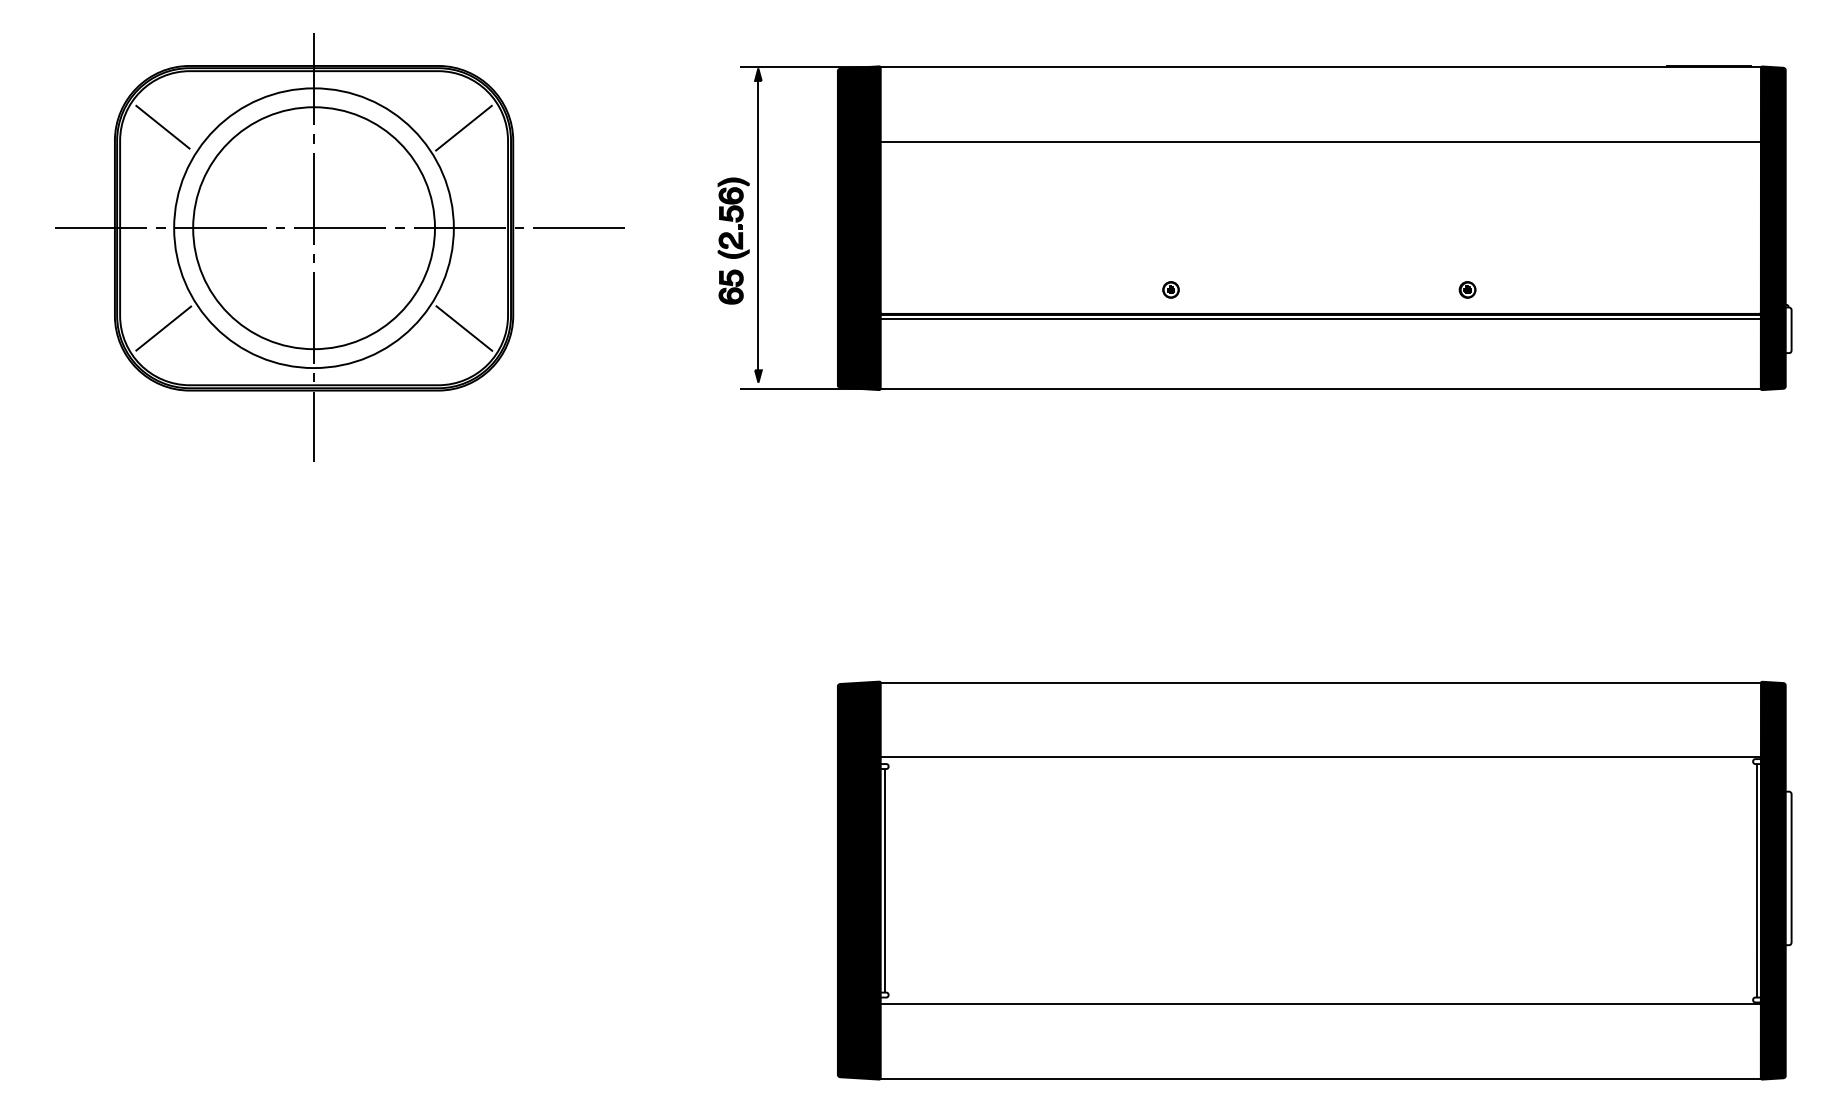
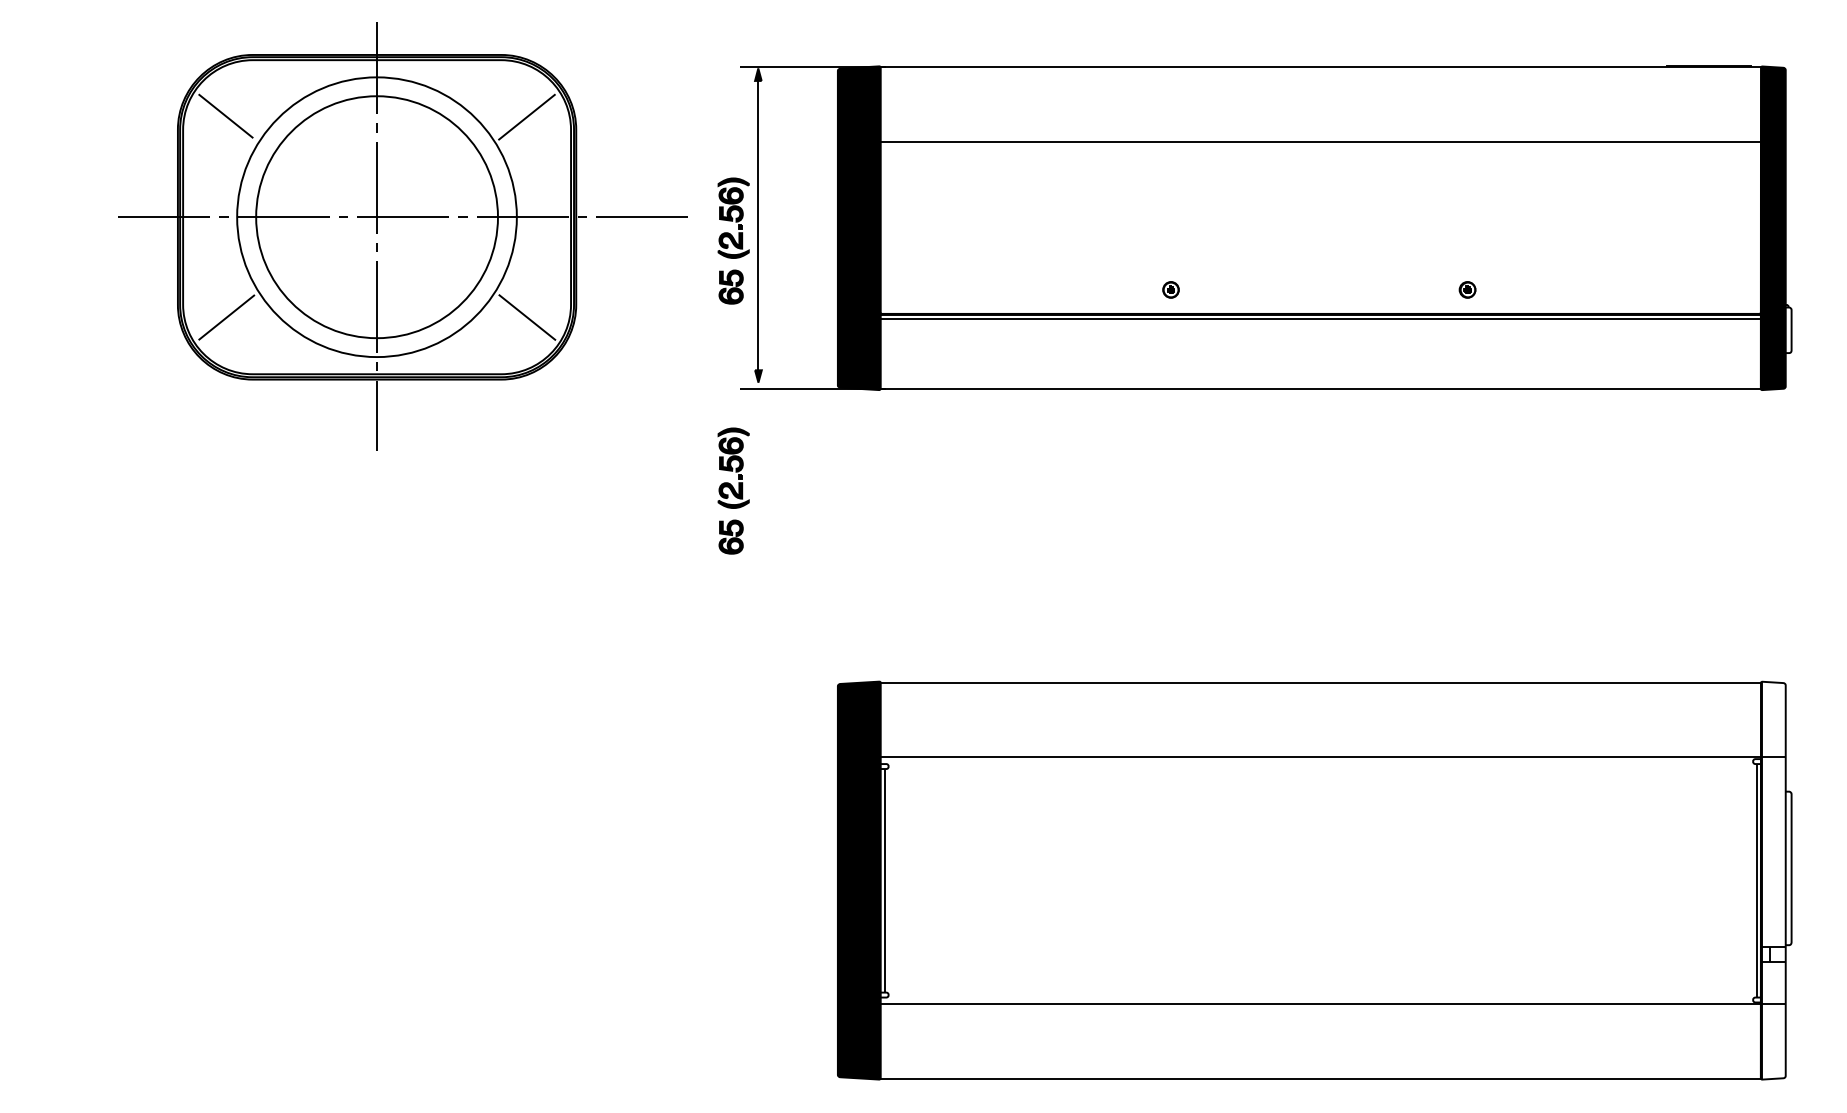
part position: (339, 247) -> (402, 236) (402, 236)
part: none -> present (733, 490)
fill: present -> none (1772, 880)
